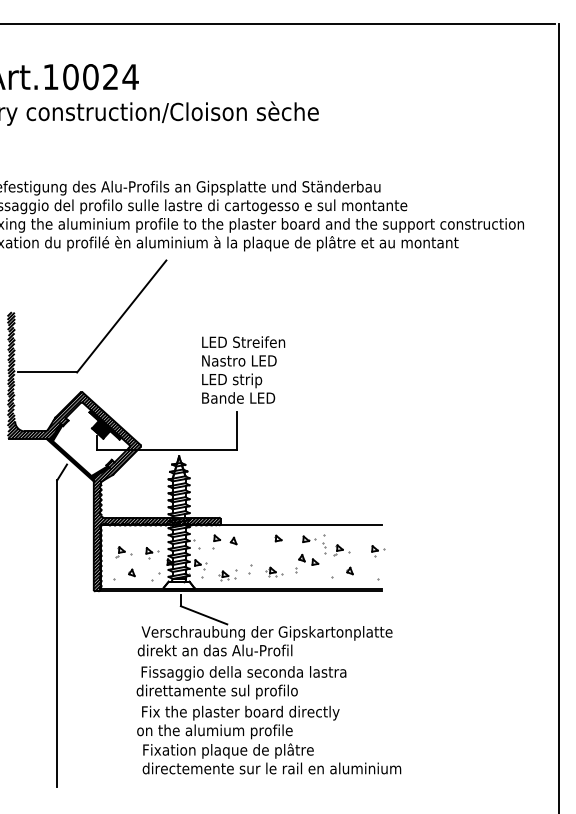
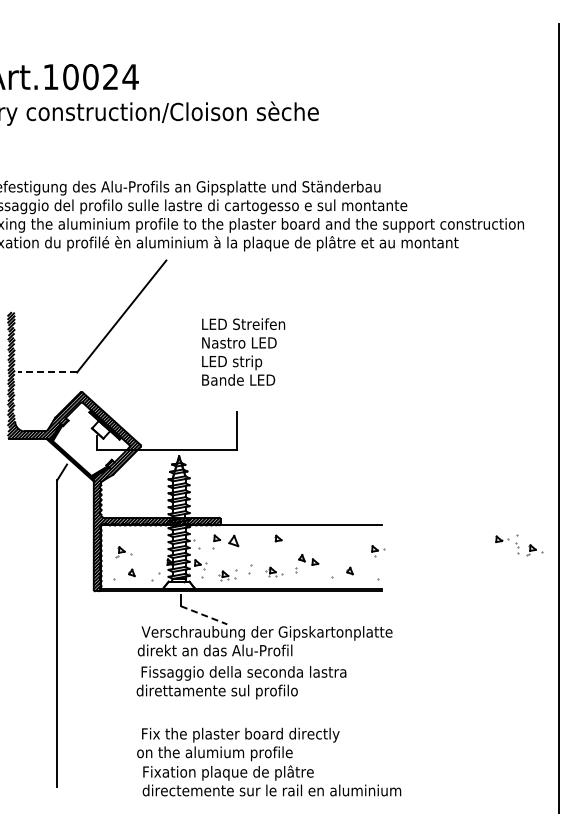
line: present -> none (278, 24)
text position: (243, 369) -> (243, 351) (243, 351)
line: solid -> dashed (47, 372)
fill: present -> none (101, 429)
part size: 9x10 px -> 12x14 px (233, 540)
part position: (326, 545) -> (519, 545) (519, 545)
part: present -> none (152, 553)
line: solid -> dashed (204, 615)
text position: (269, 739) -> (269, 761) (269, 761)
